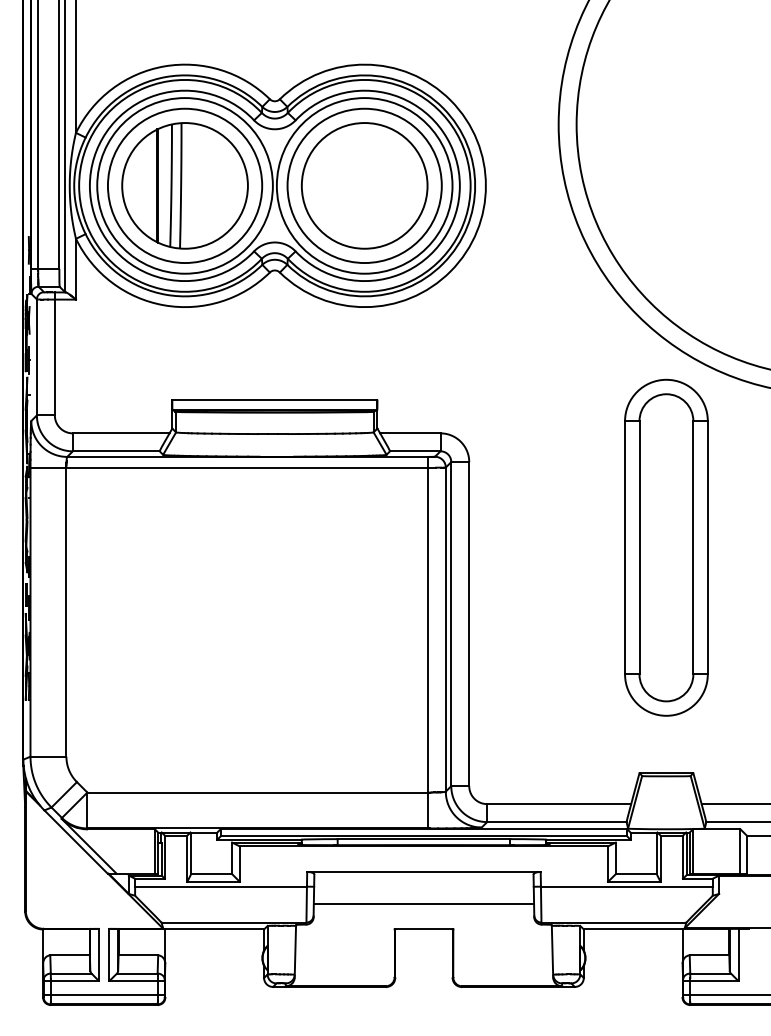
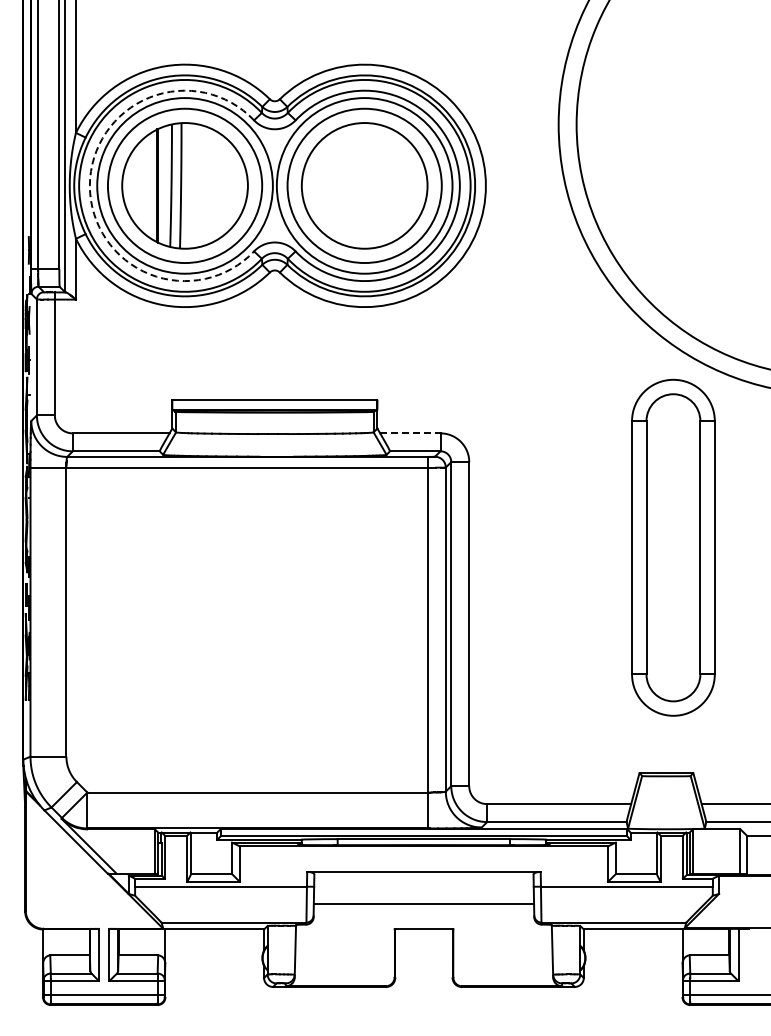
arc: solid -> dashed (89, 185)
line: solid -> dashed (410, 433)
part position: (666, 547) -> (673, 547) (673, 547)
